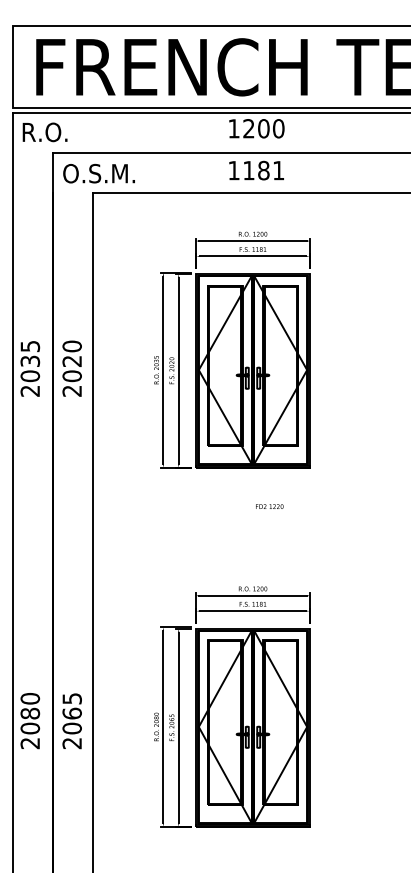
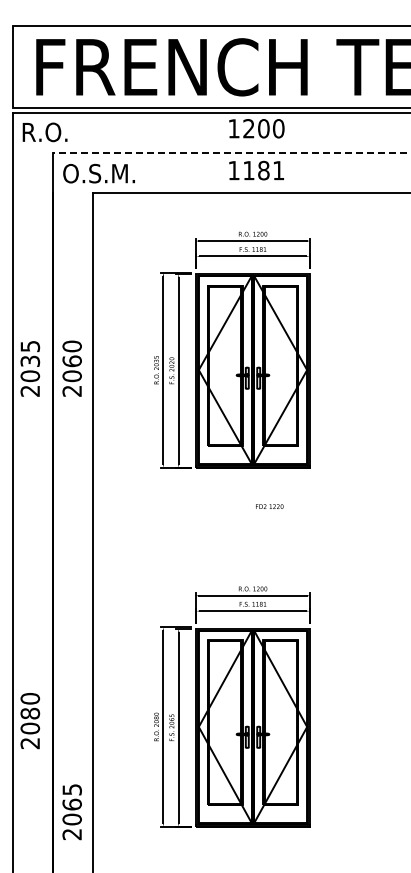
line: solid -> dashed (230, 153)
text: 2020 -> 2060 (71, 361)
text position: (71, 721) -> (71, 812) (71, 812)
